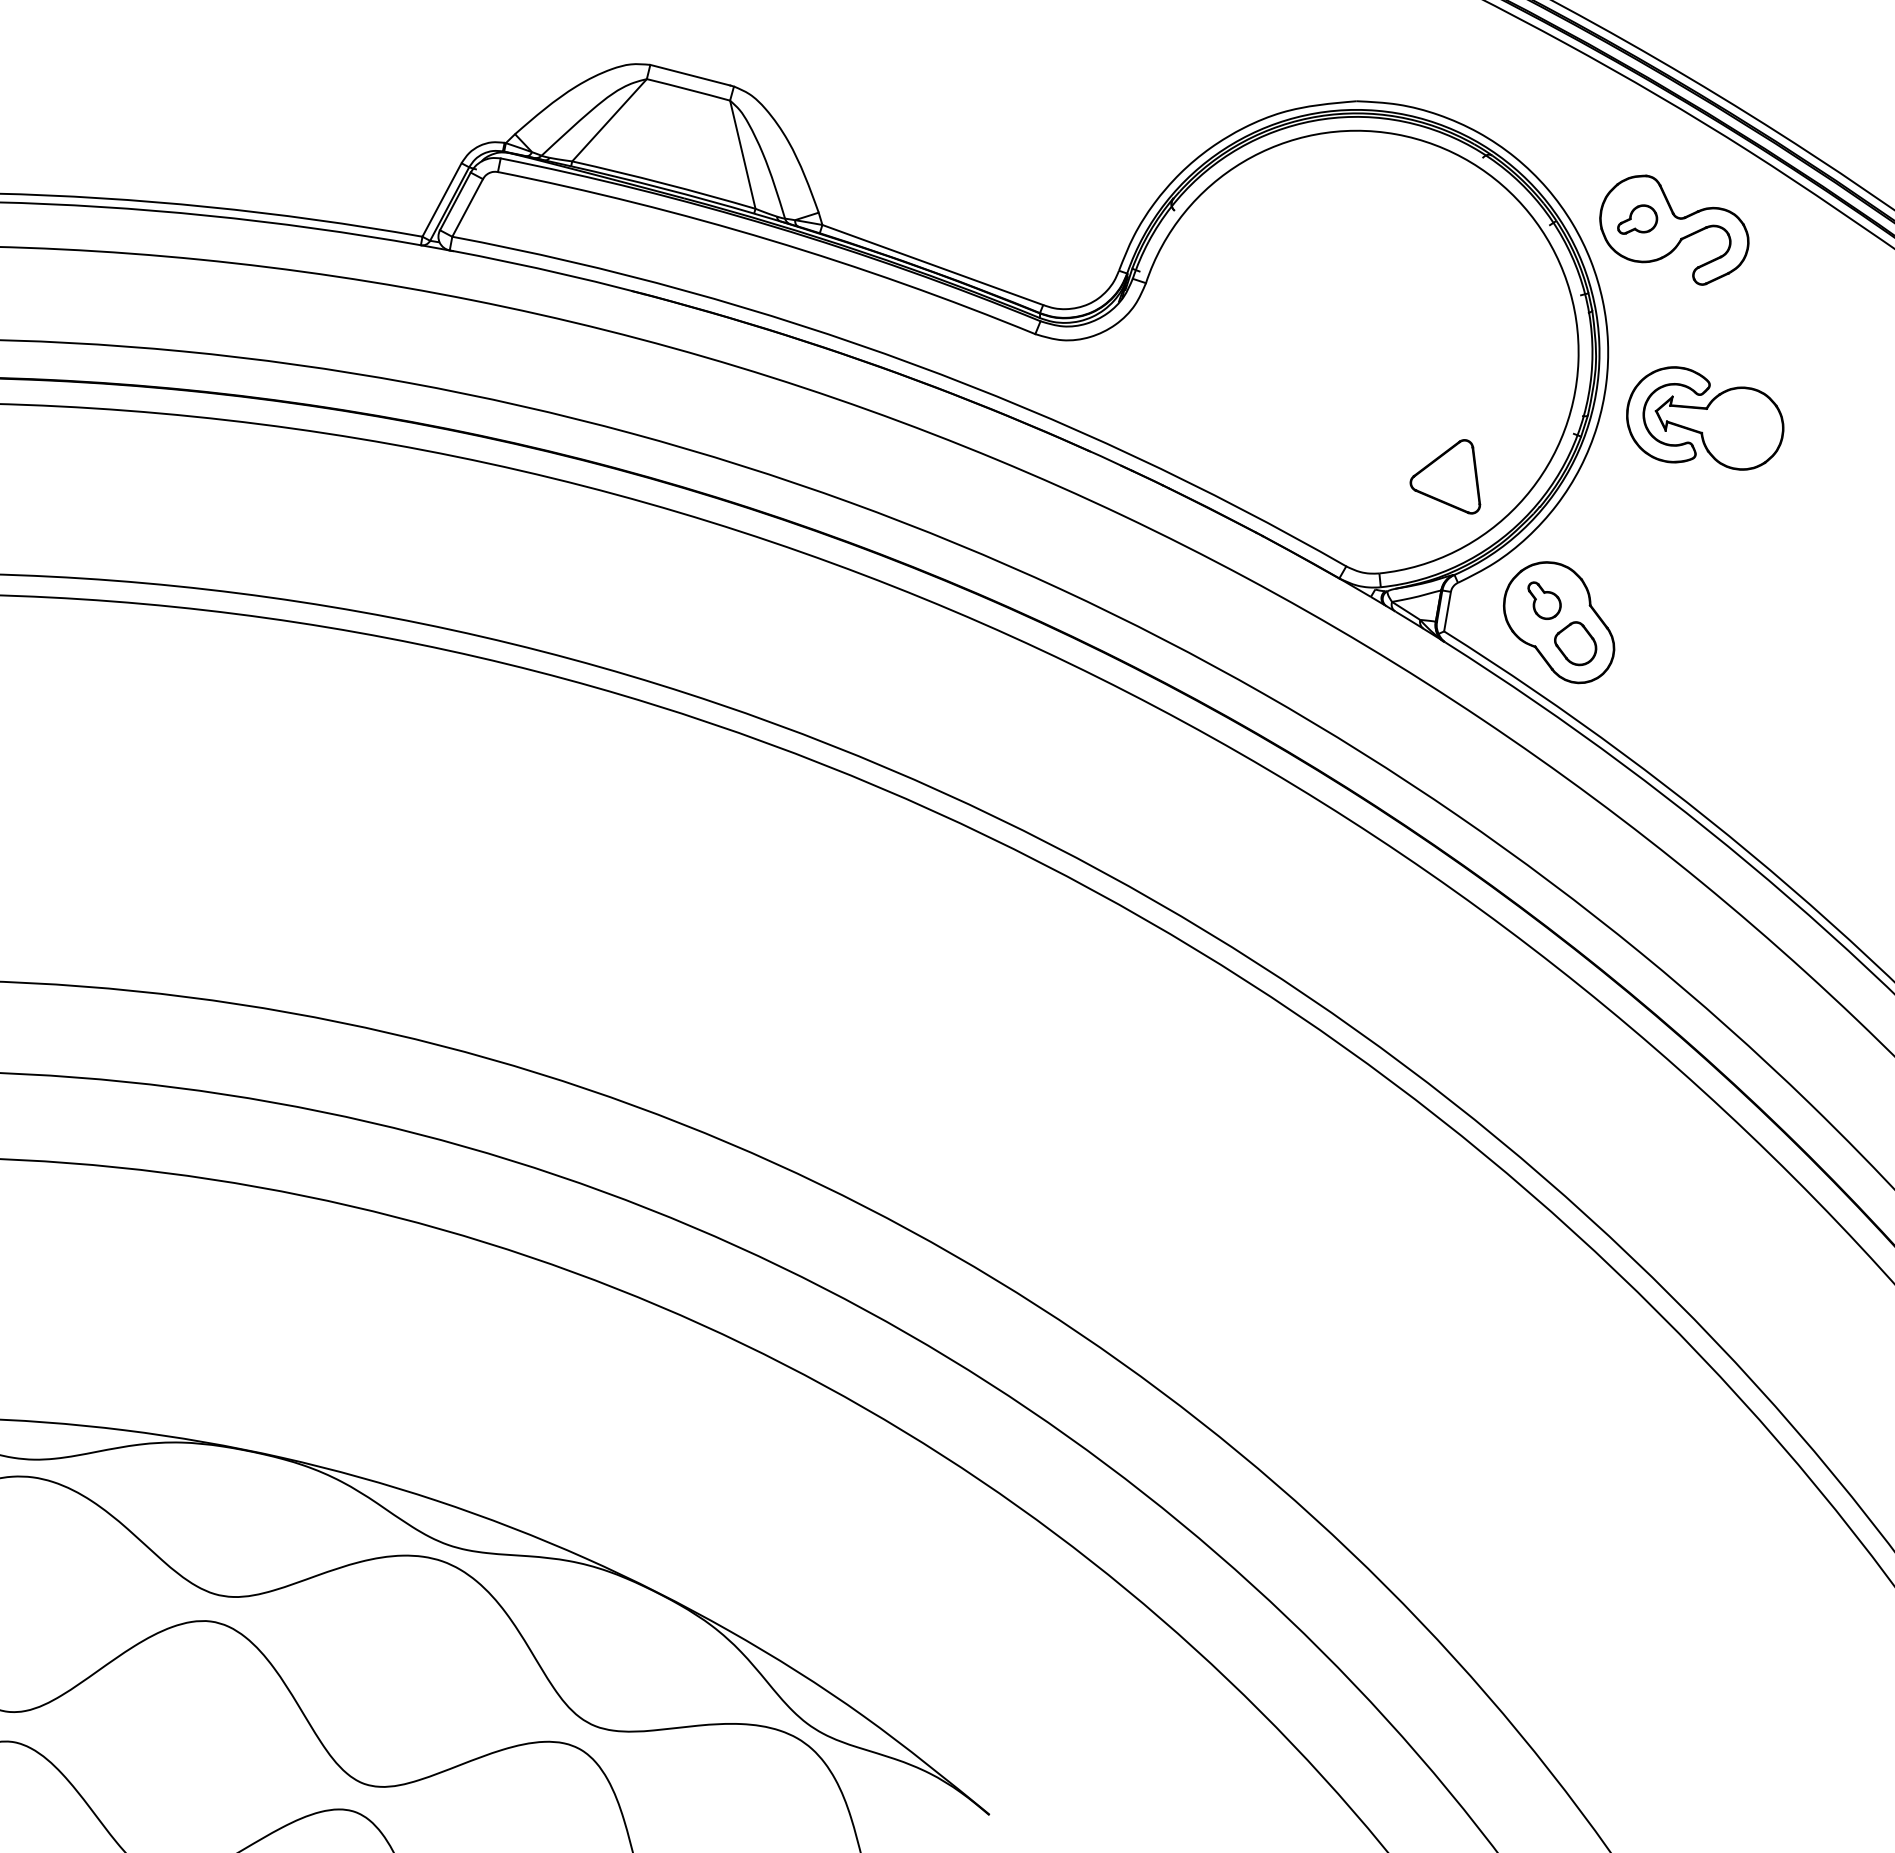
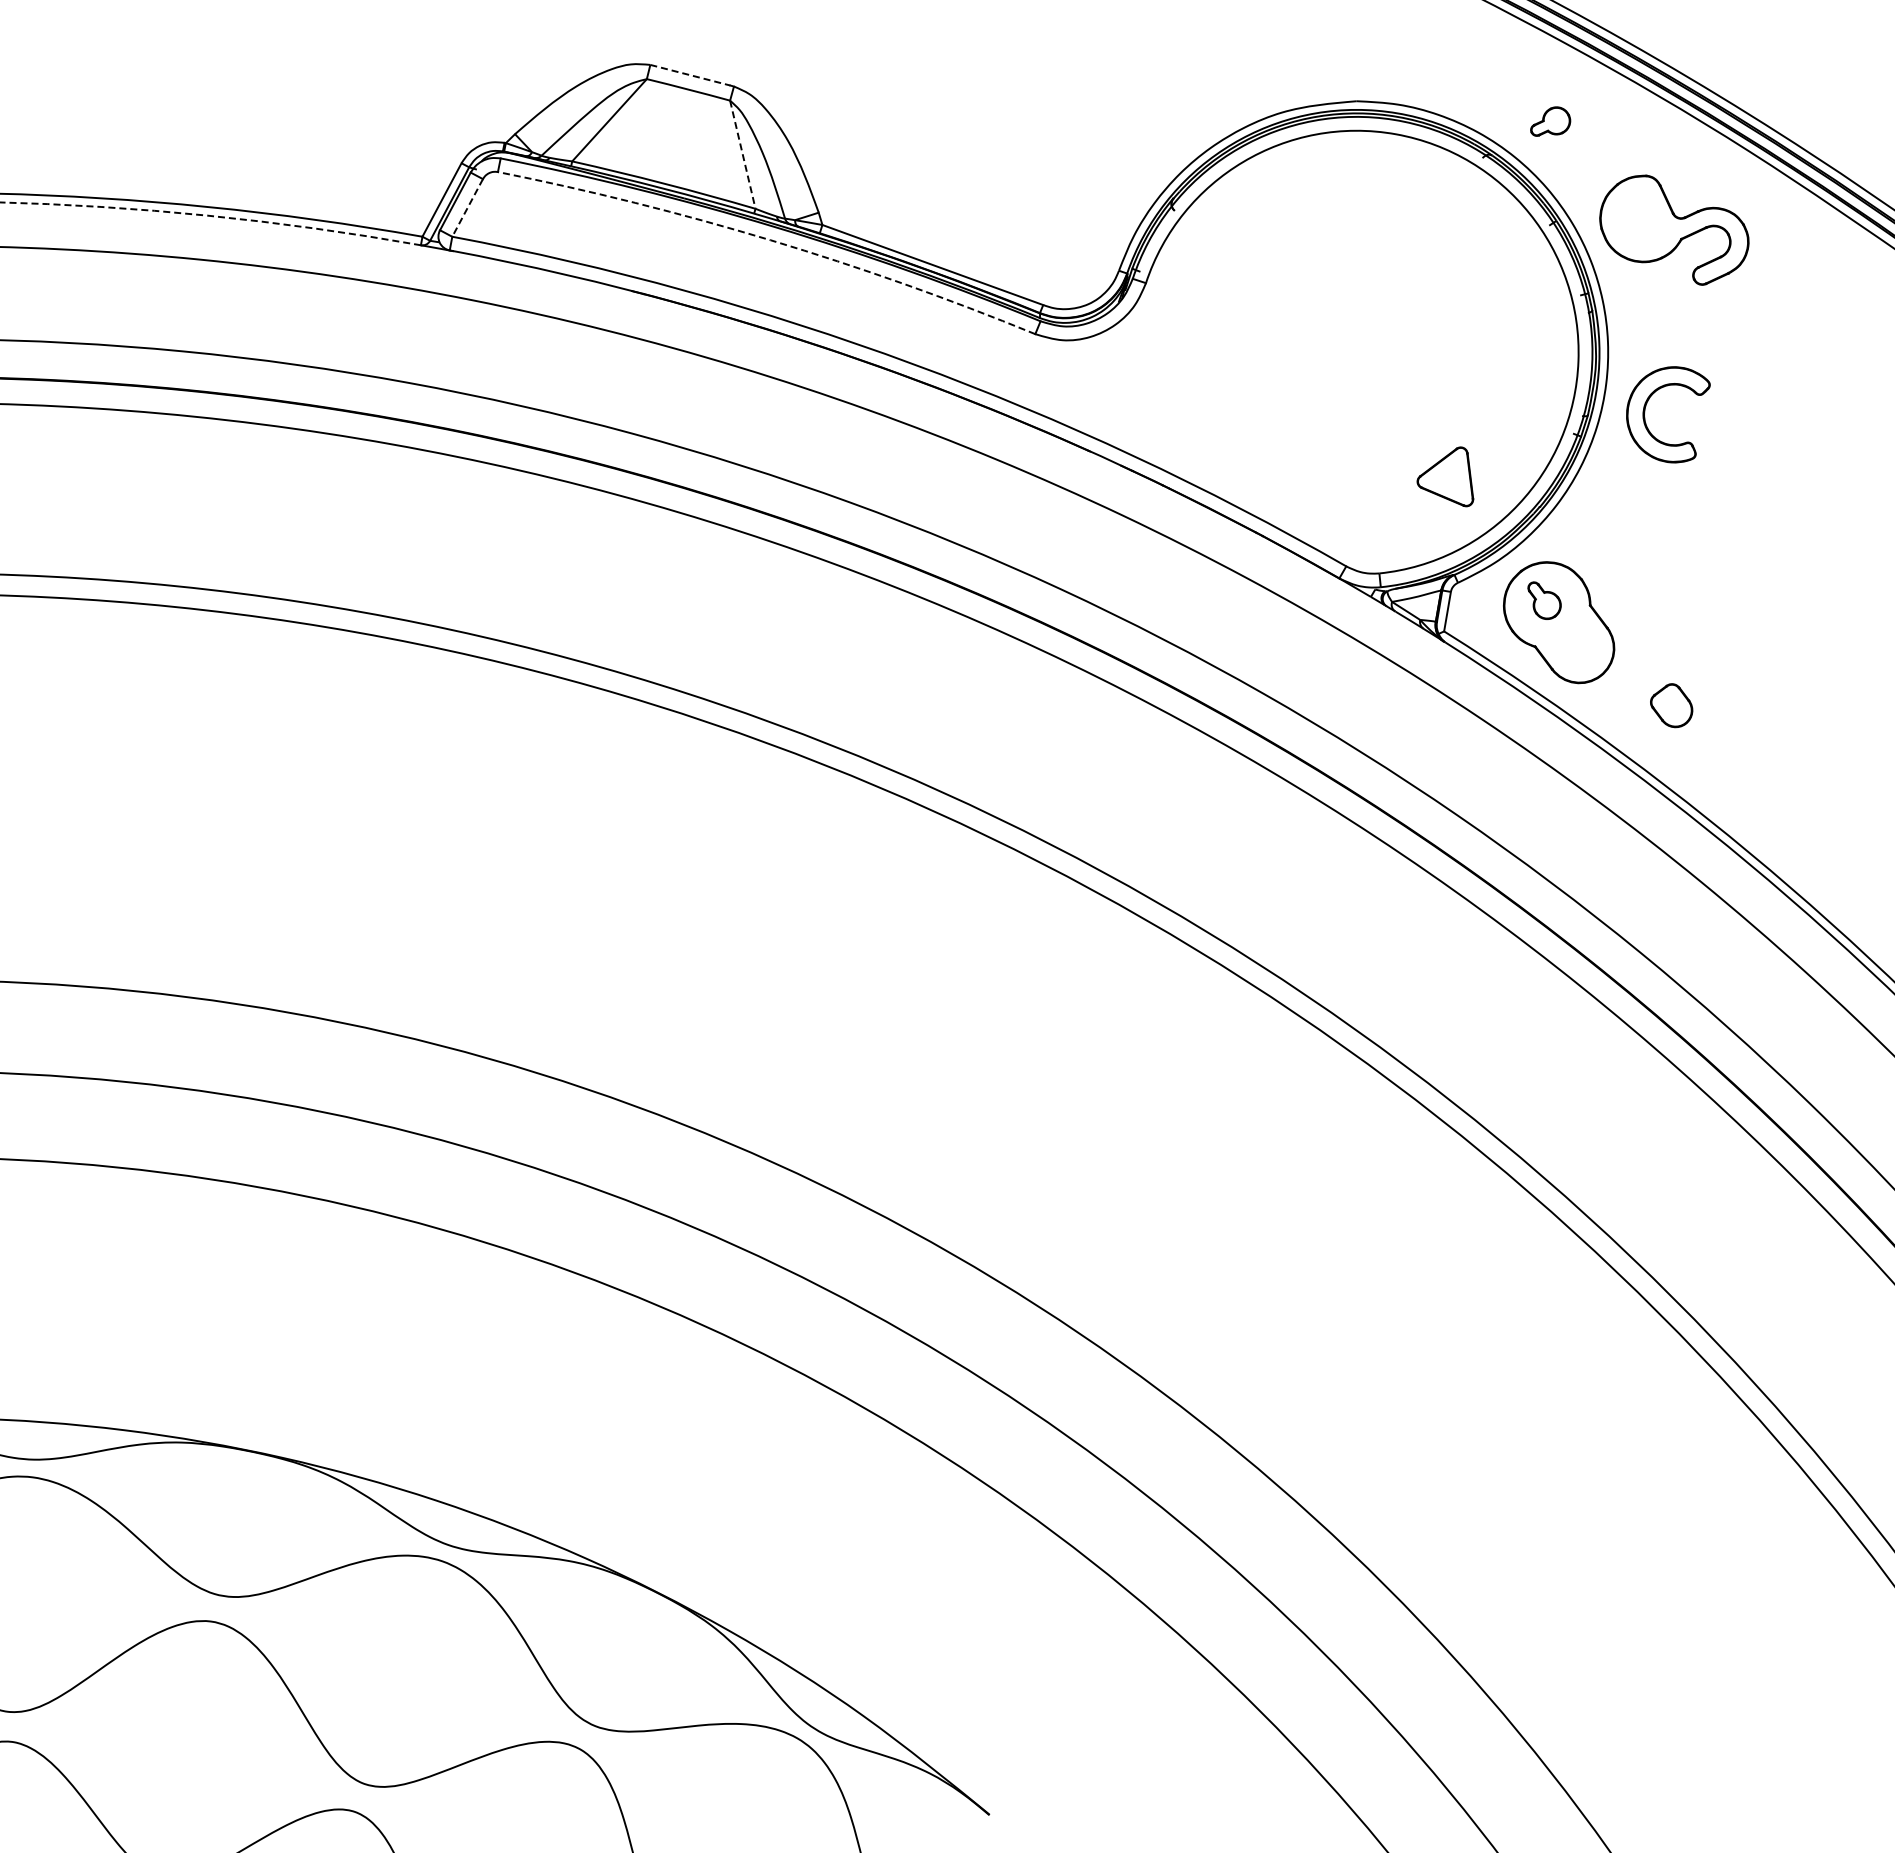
line: solid -> dashed (690, 75)
line: solid -> dashed (742, 154)
line: solid -> dashed (467, 207)
arc: solid -> dashed (210, 215)
part position: (1637, 219) -> (1550, 121) (1550, 121)
arc: solid -> dashed (770, 240)
part: present -> none (1719, 428)
part size: 73x76 px -> 59x62 px (1445, 476)
part position: (1575, 643) -> (1671, 705) (1671, 705)
